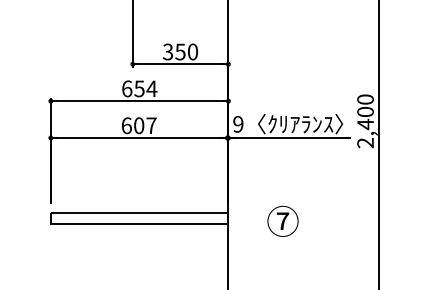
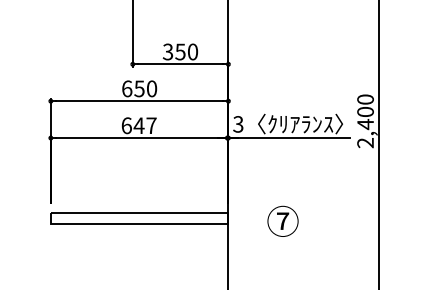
text: 654 -> 650 (151, 88)
text: 9 -> 3 (238, 124)
text: 607 -> 647 (138, 125)
